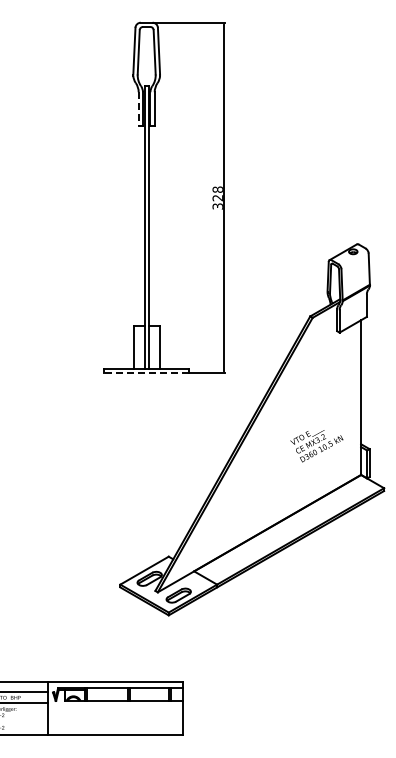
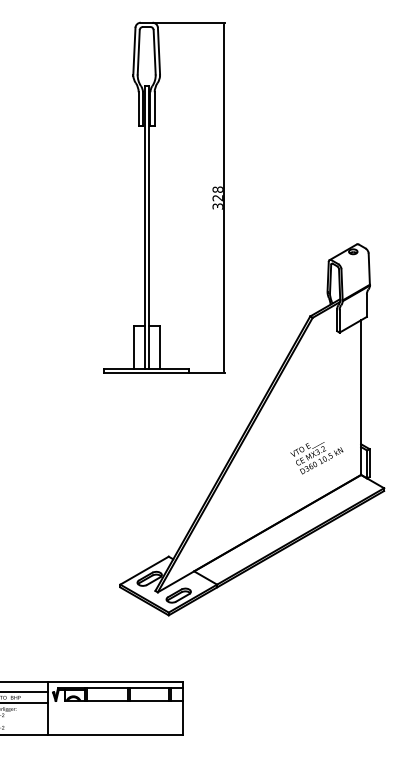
line: dashed -> solid (138, 109)
line: dashed -> solid (146, 373)
text position: (316, 446) -> (316, 458) (316, 458)
